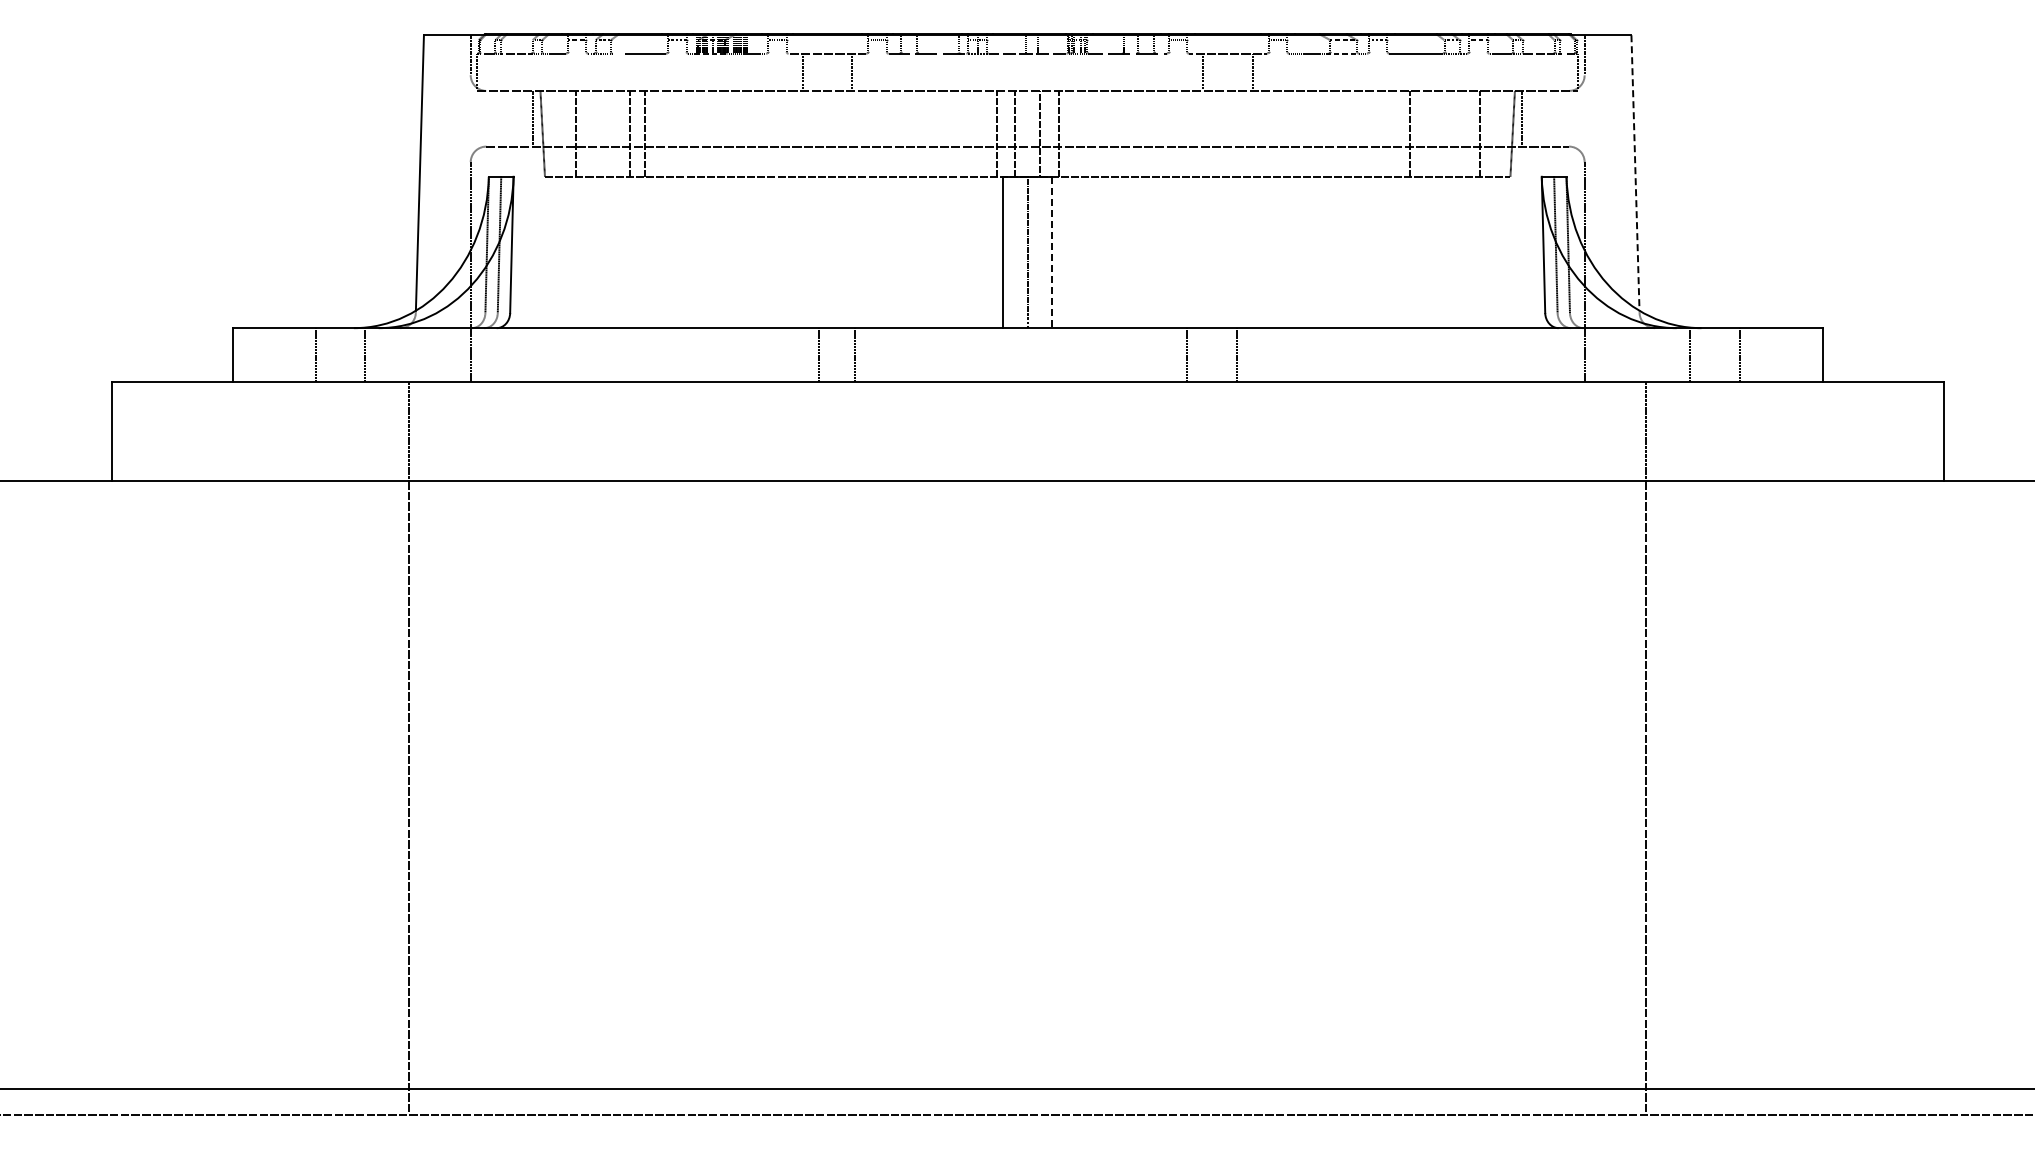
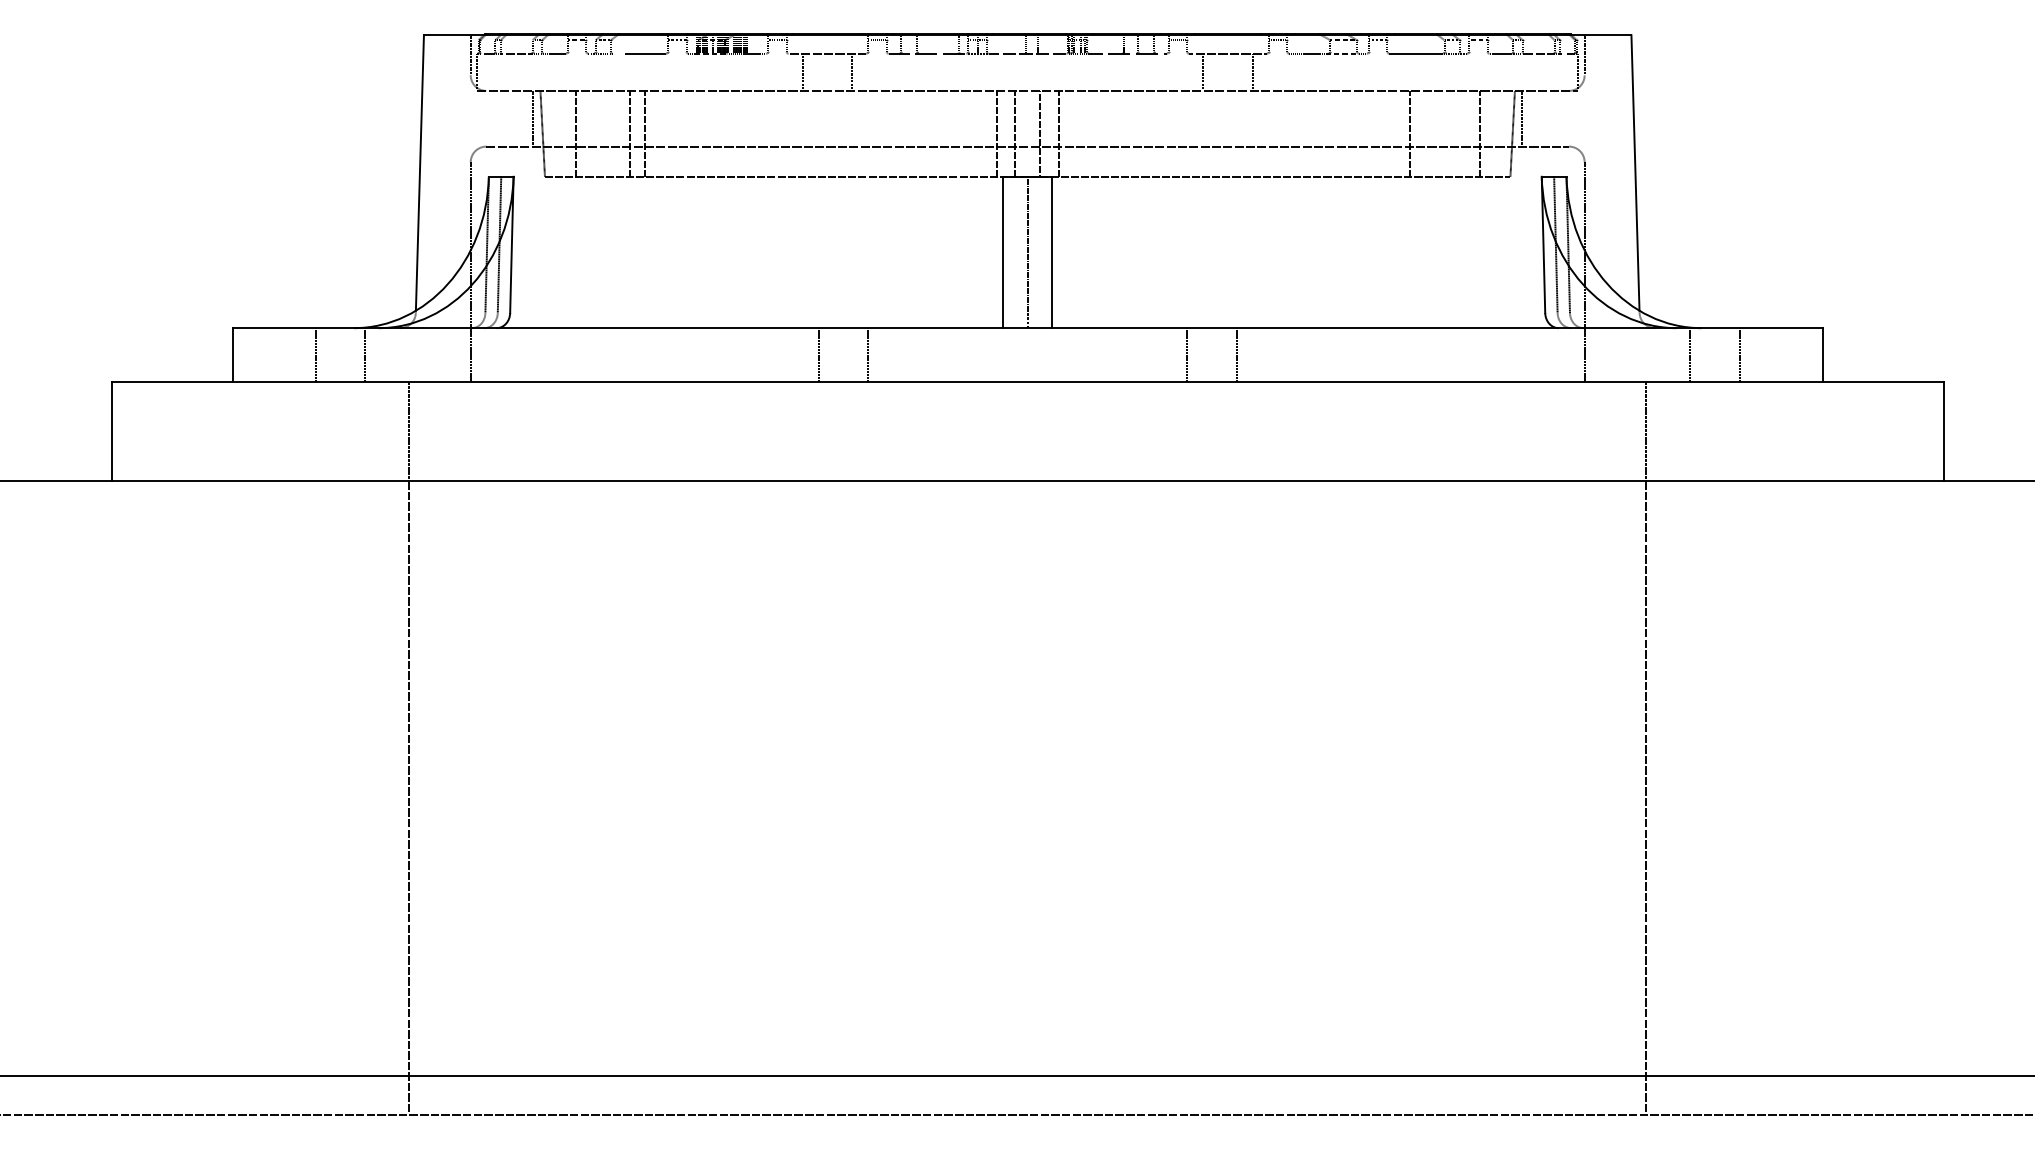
line: dashed -> solid (1635, 173)
line: dashed -> solid (1052, 252)
line position: (855, 354) -> (868, 354) (868, 354)
line position: (1016, 1088) -> (1016, 1075) (1016, 1075)
